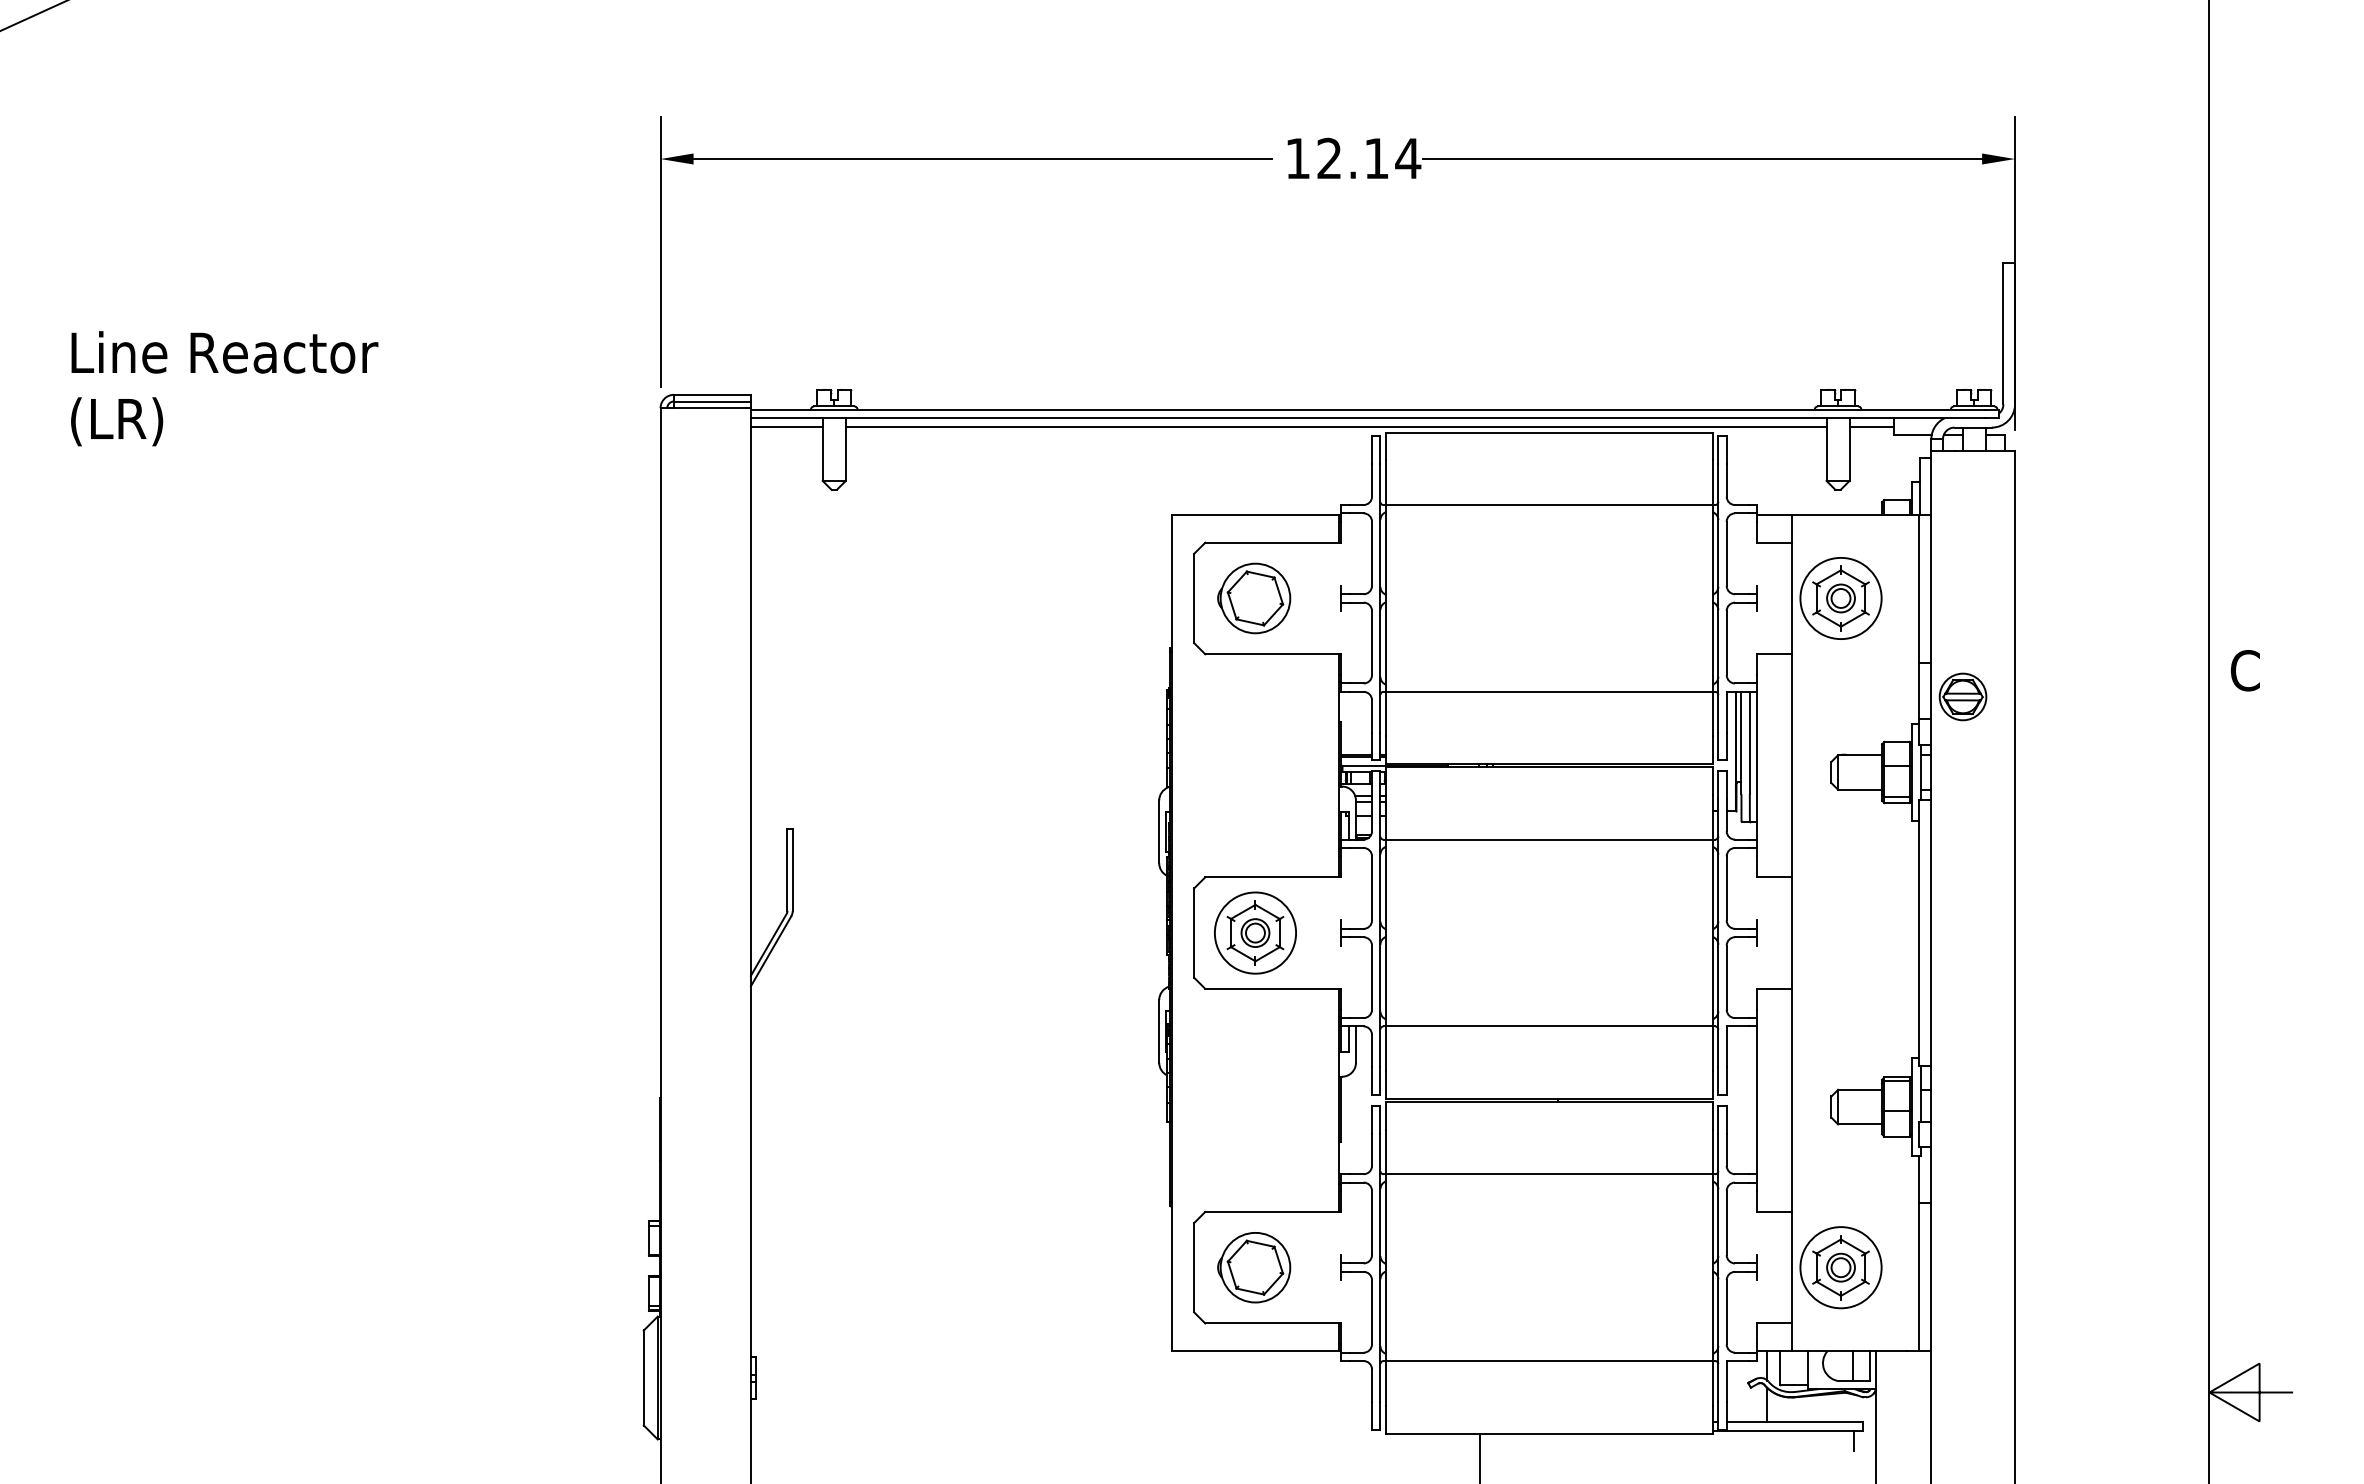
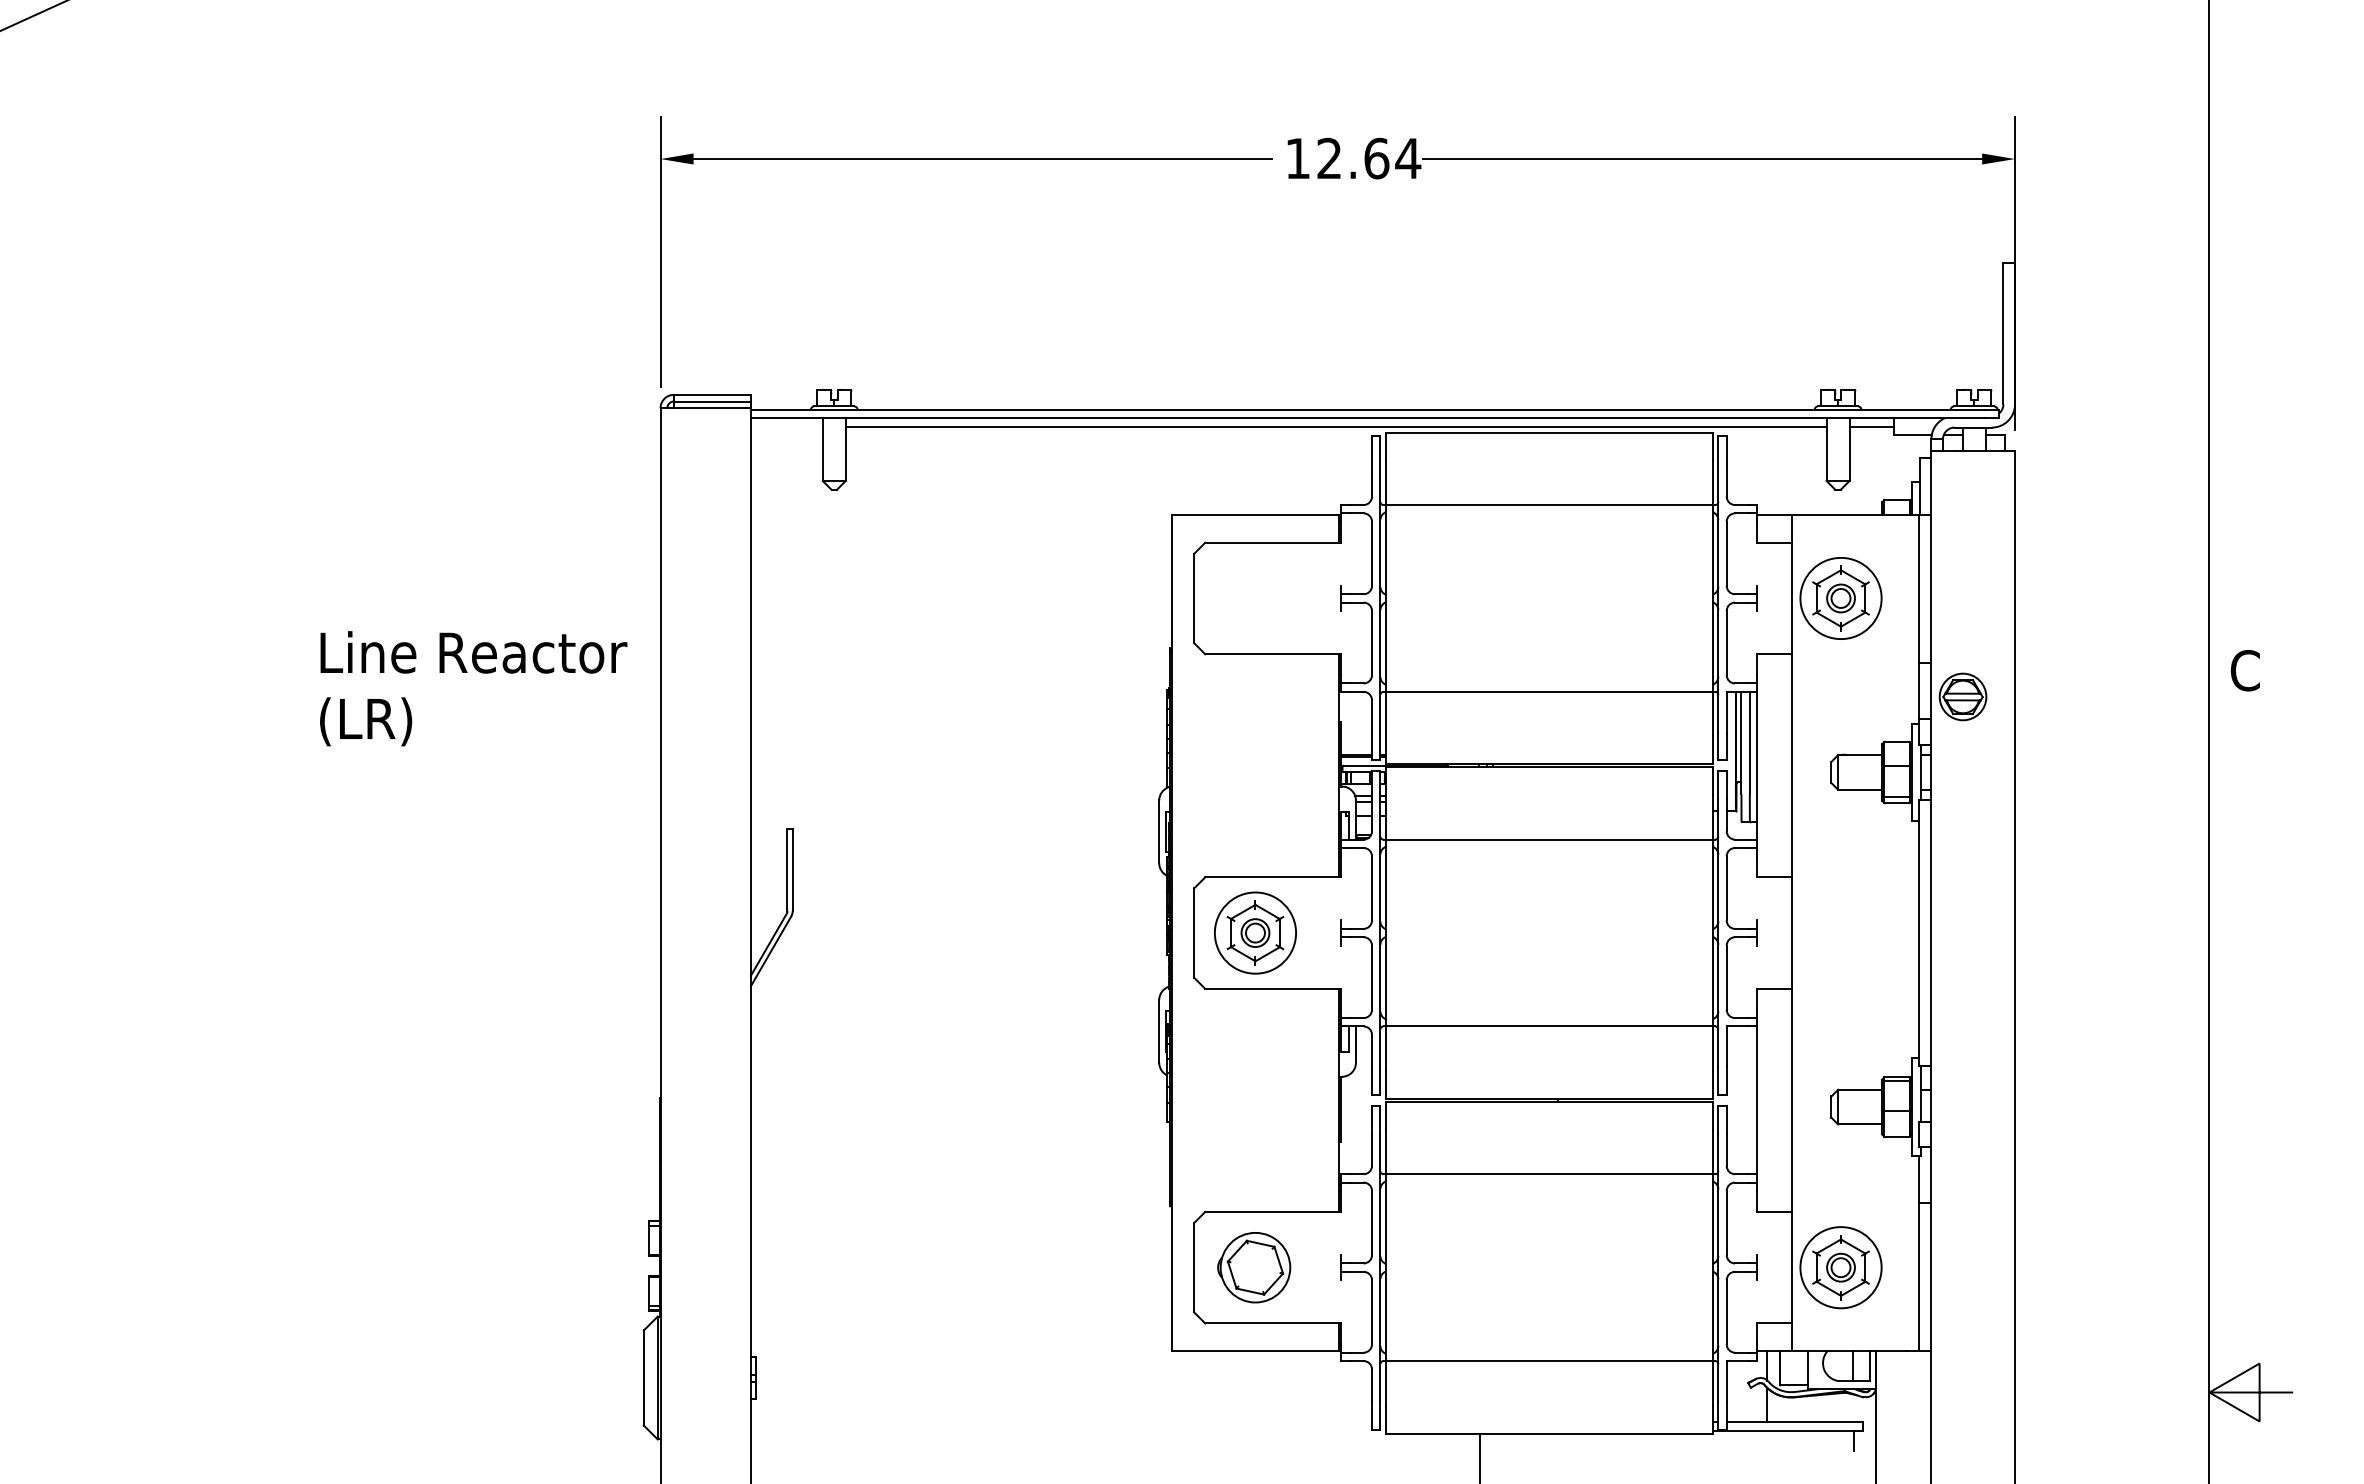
text: 12.14 -> 12.64 (1376, 158)
text position: (224, 388) -> (473, 688) (473, 688)
line: present -> none (786, 426)
part: present -> none (1254, 598)
